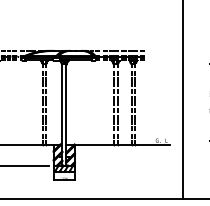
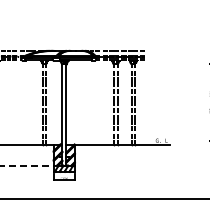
line: present -> none (183, 100)
line: solid -> dashed (24, 165)
